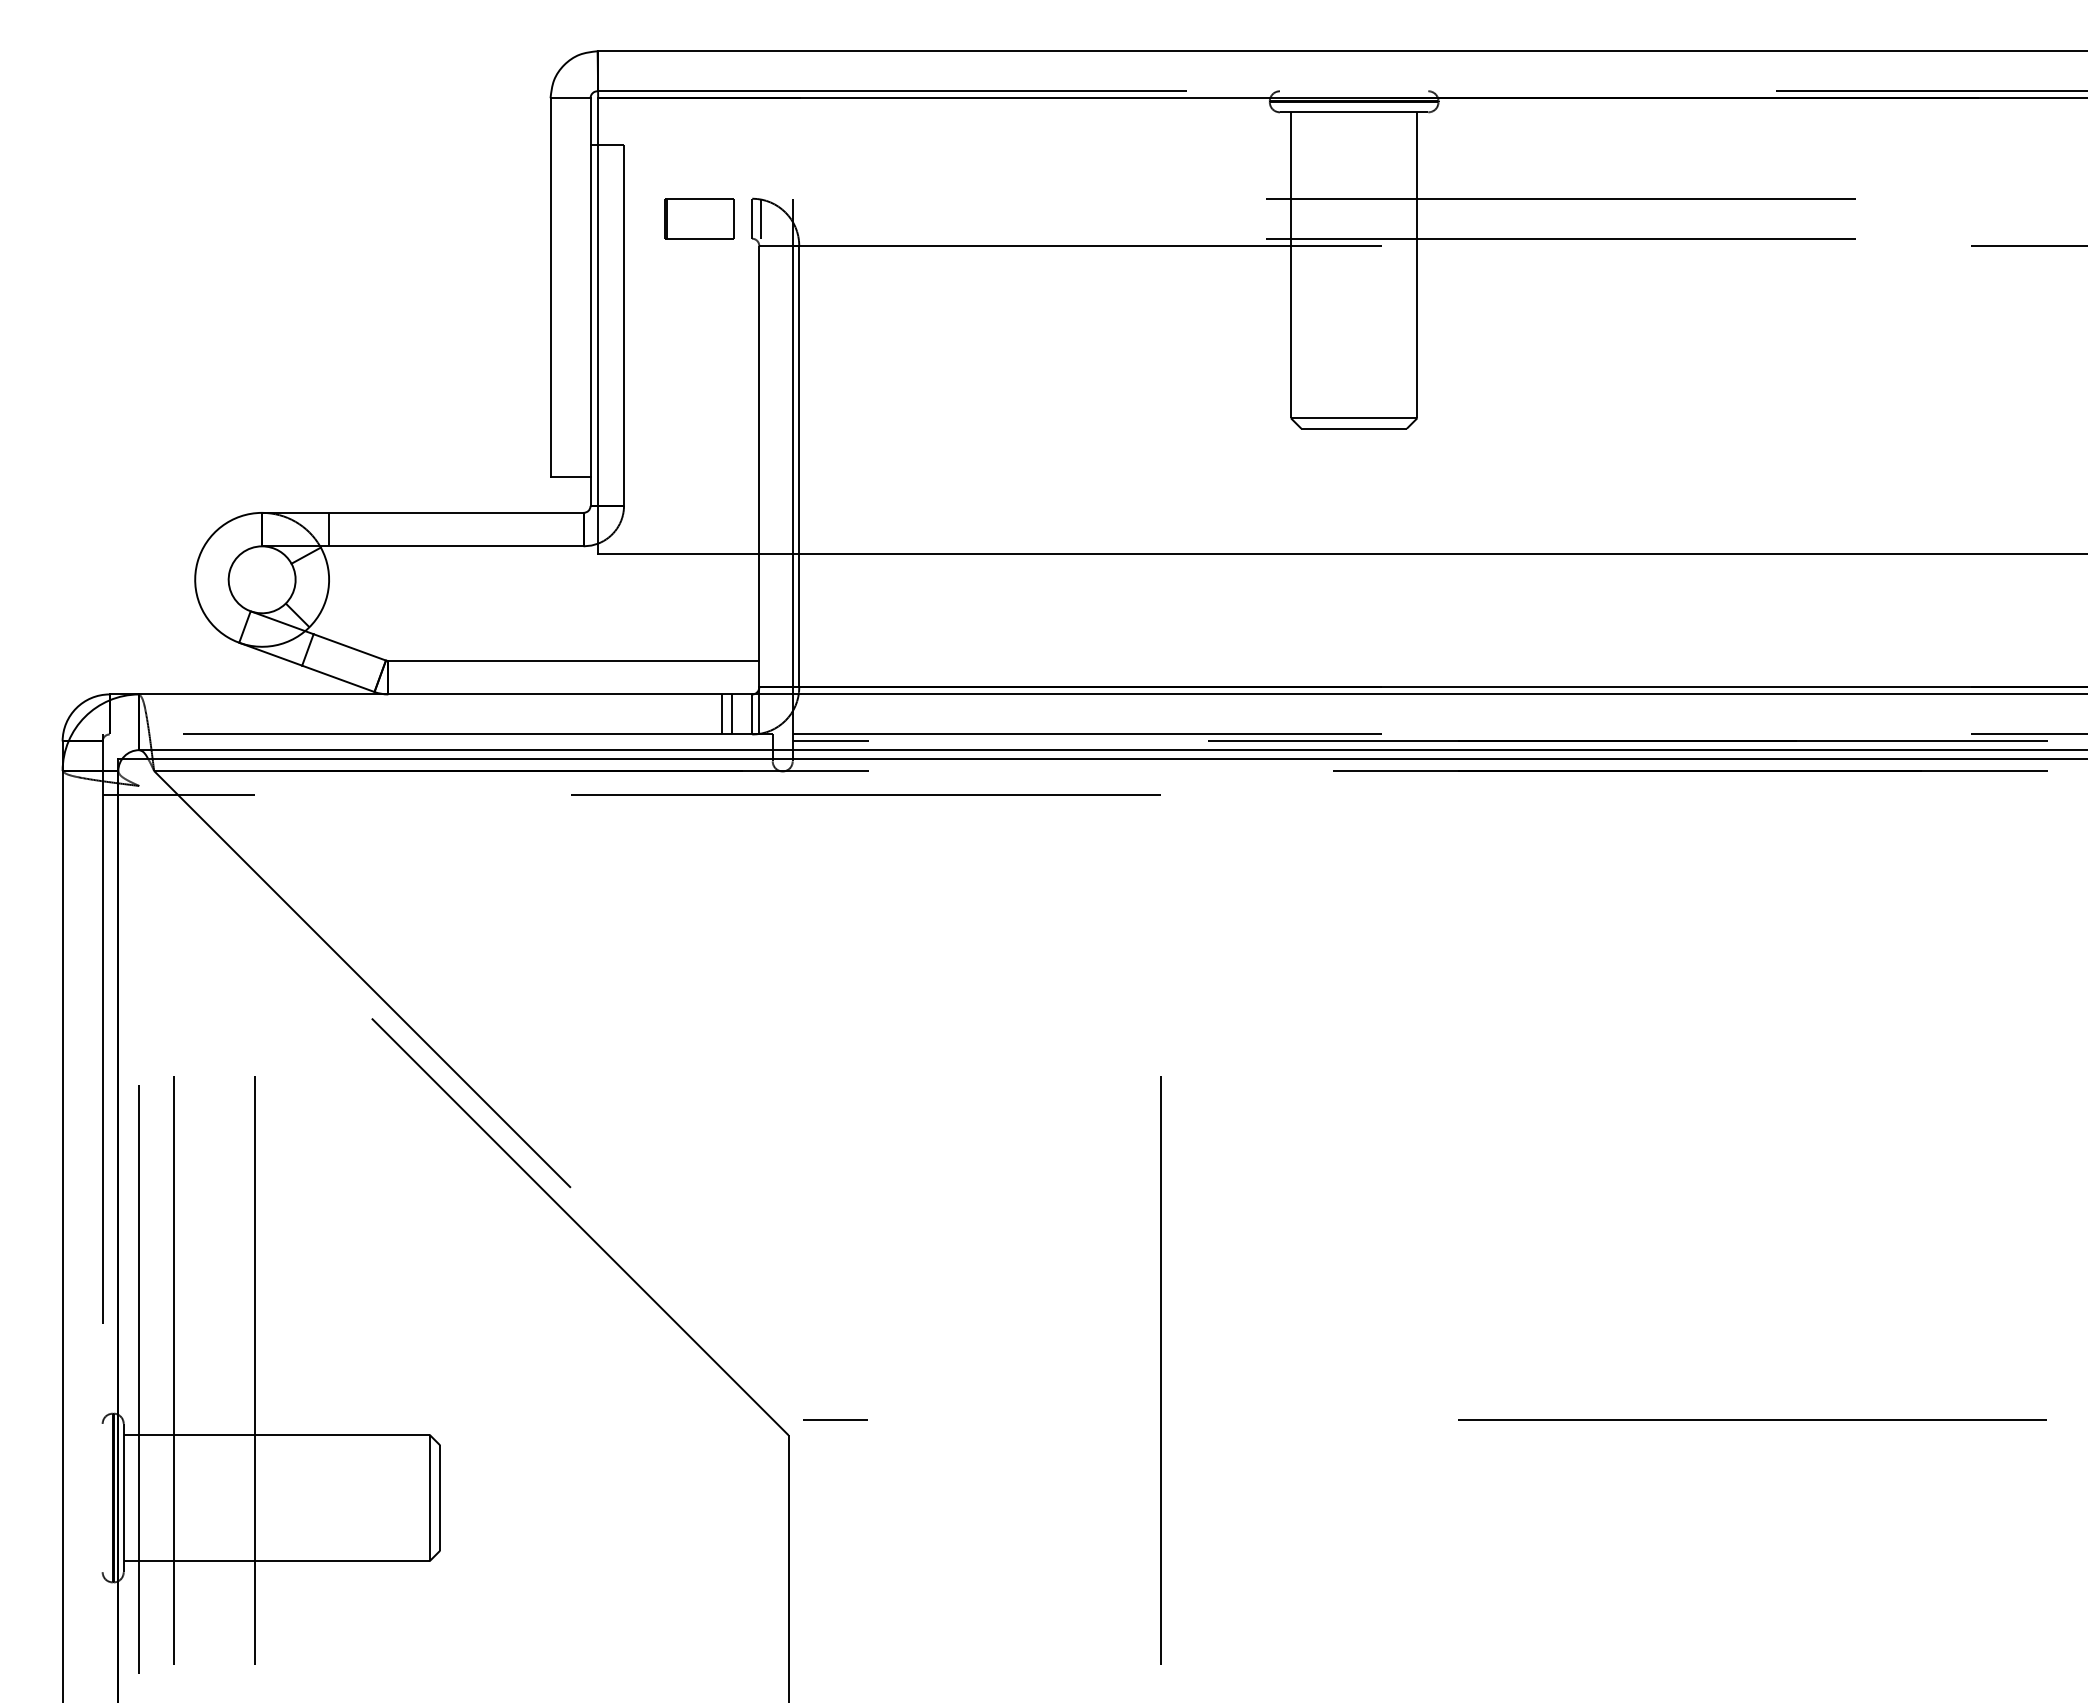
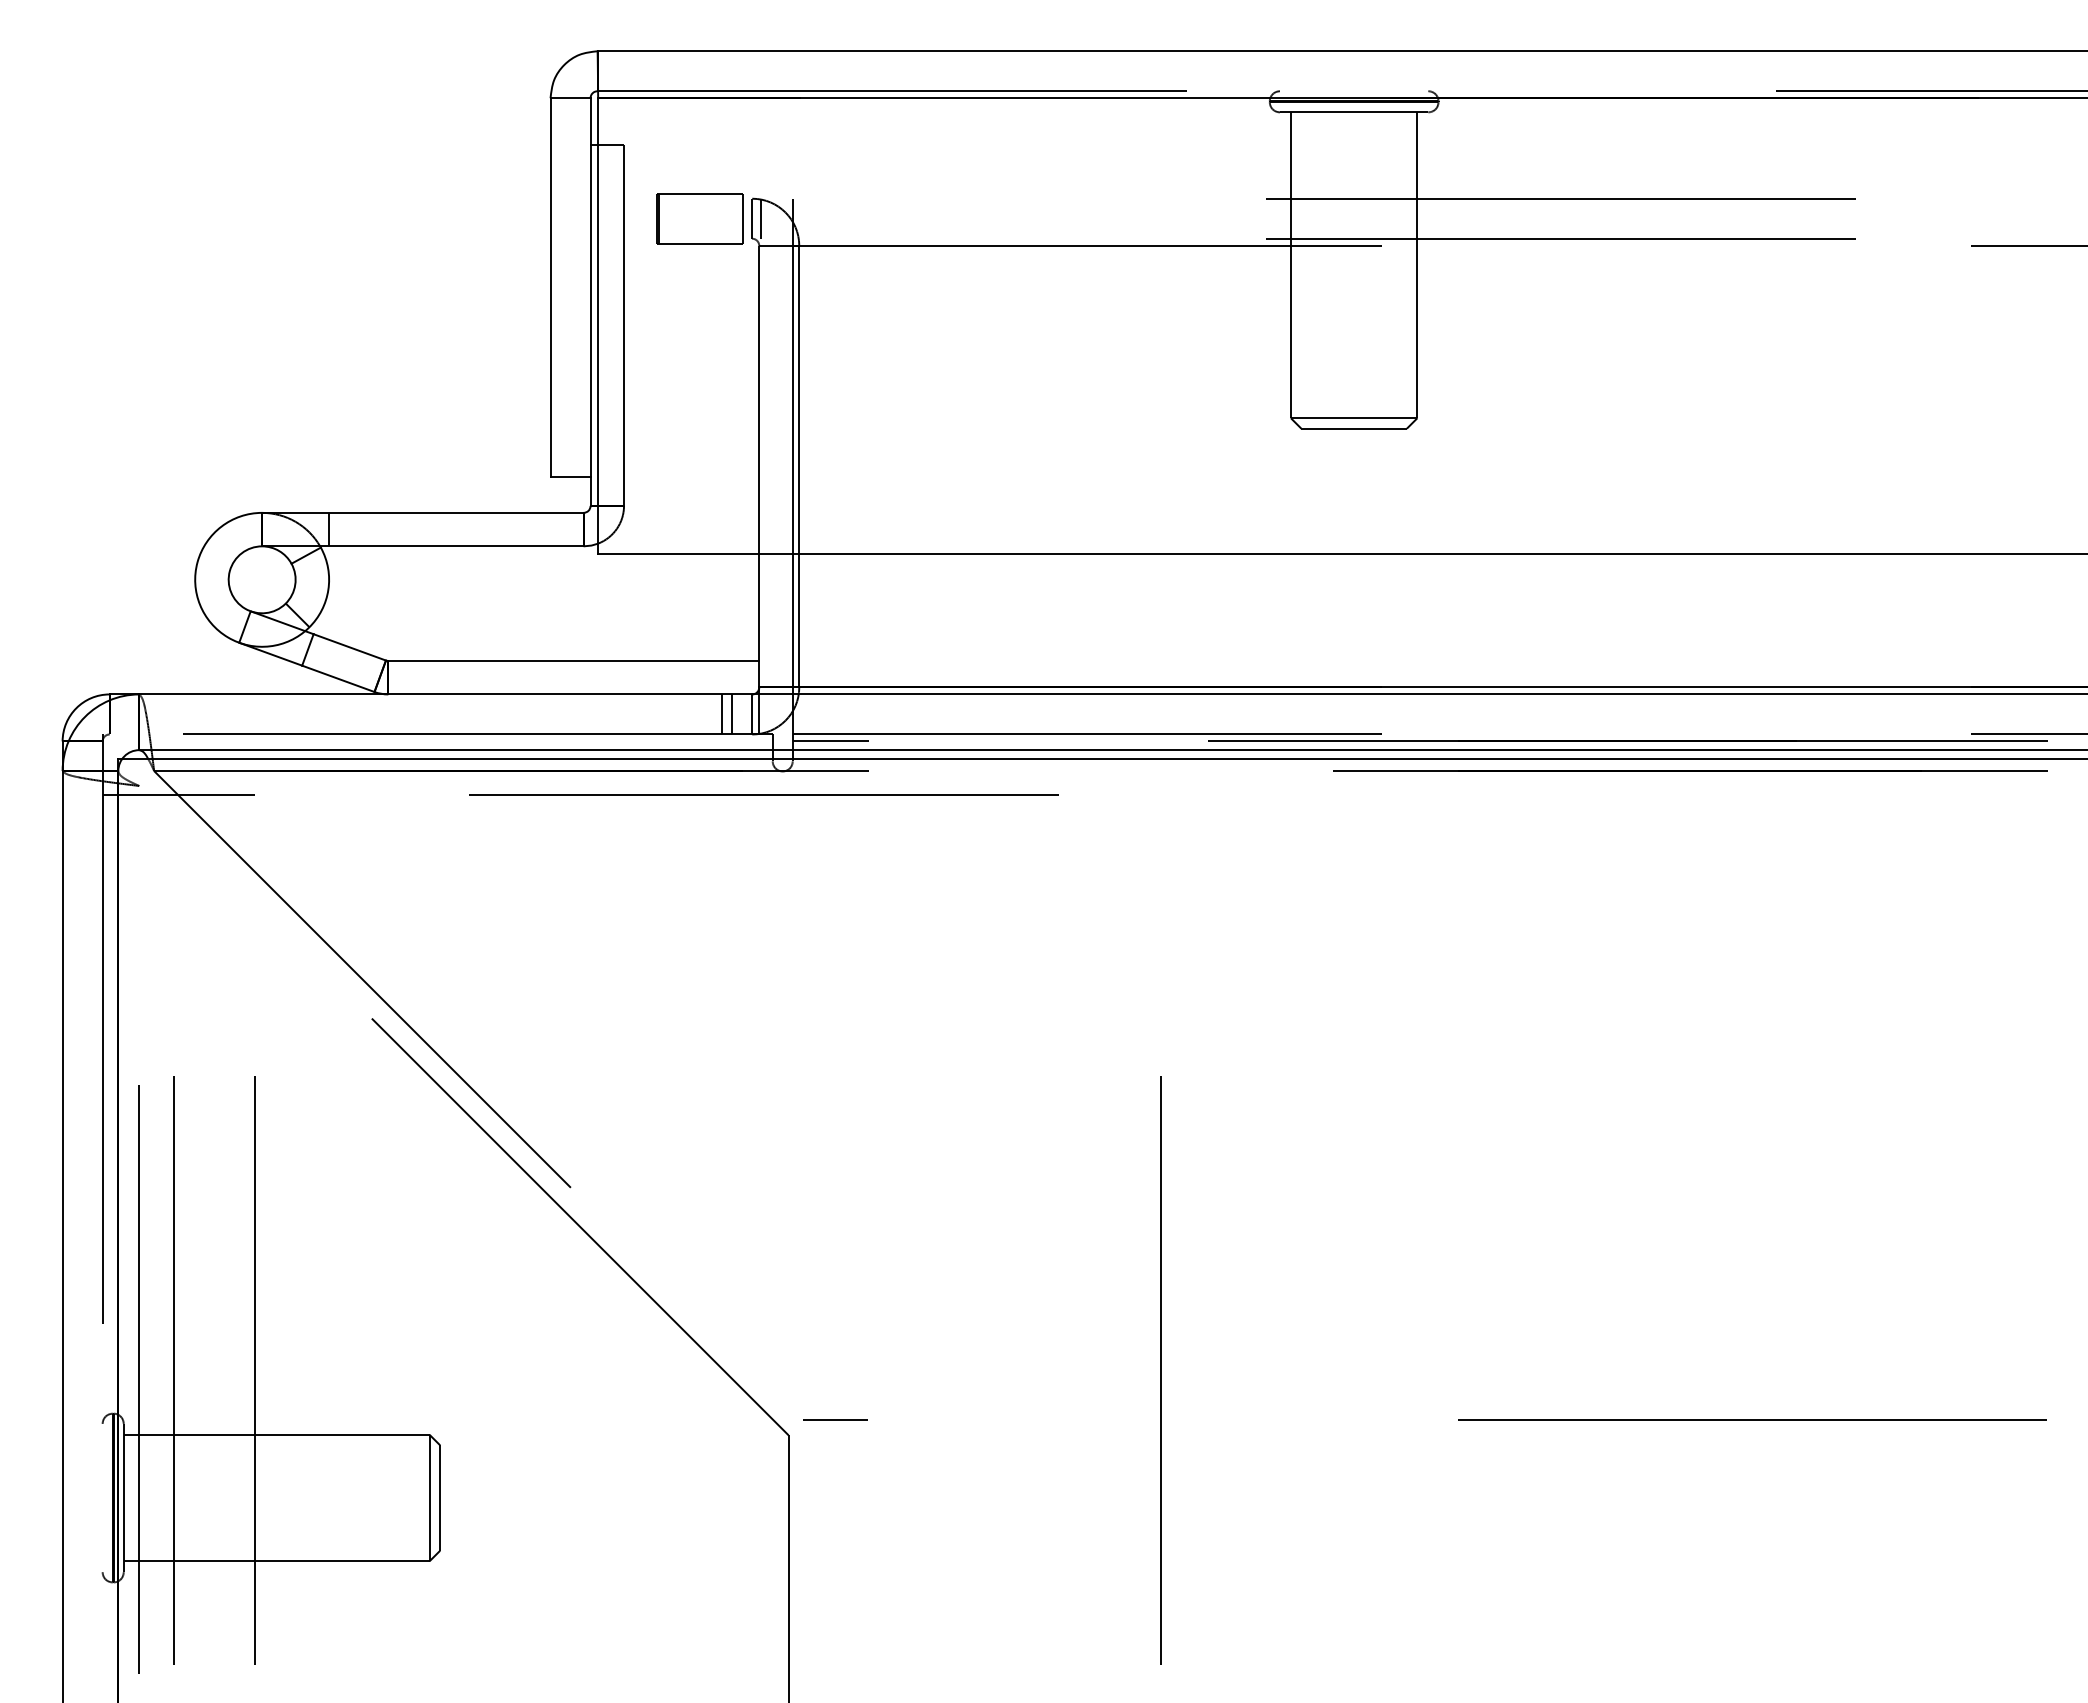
part size: 71x42 px -> 88x52 px (699, 218)
line position: (865, 794) -> (763, 794) (763, 794)
